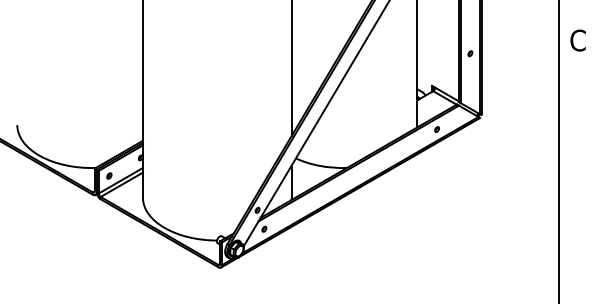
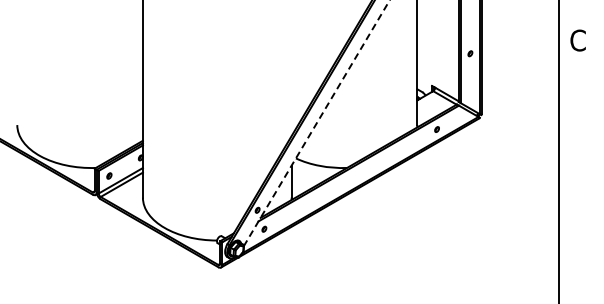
line: present -> none (291, 68)
line: solid -> dashed (316, 123)
